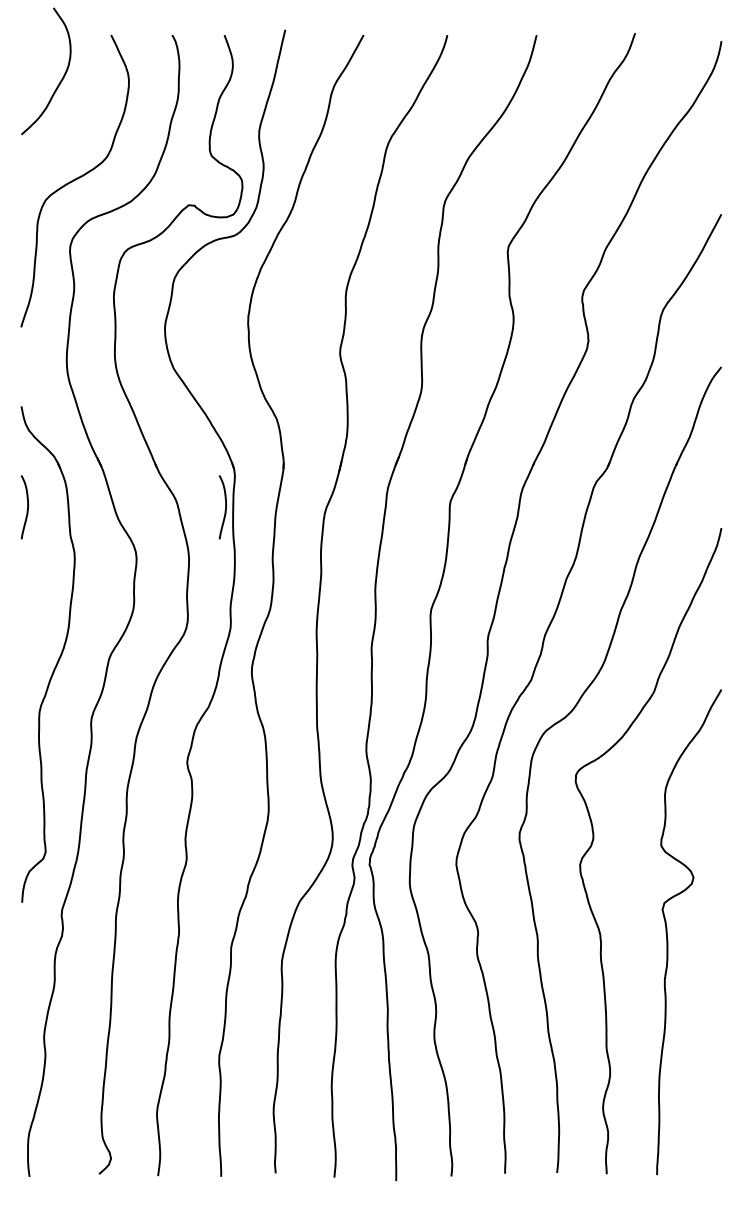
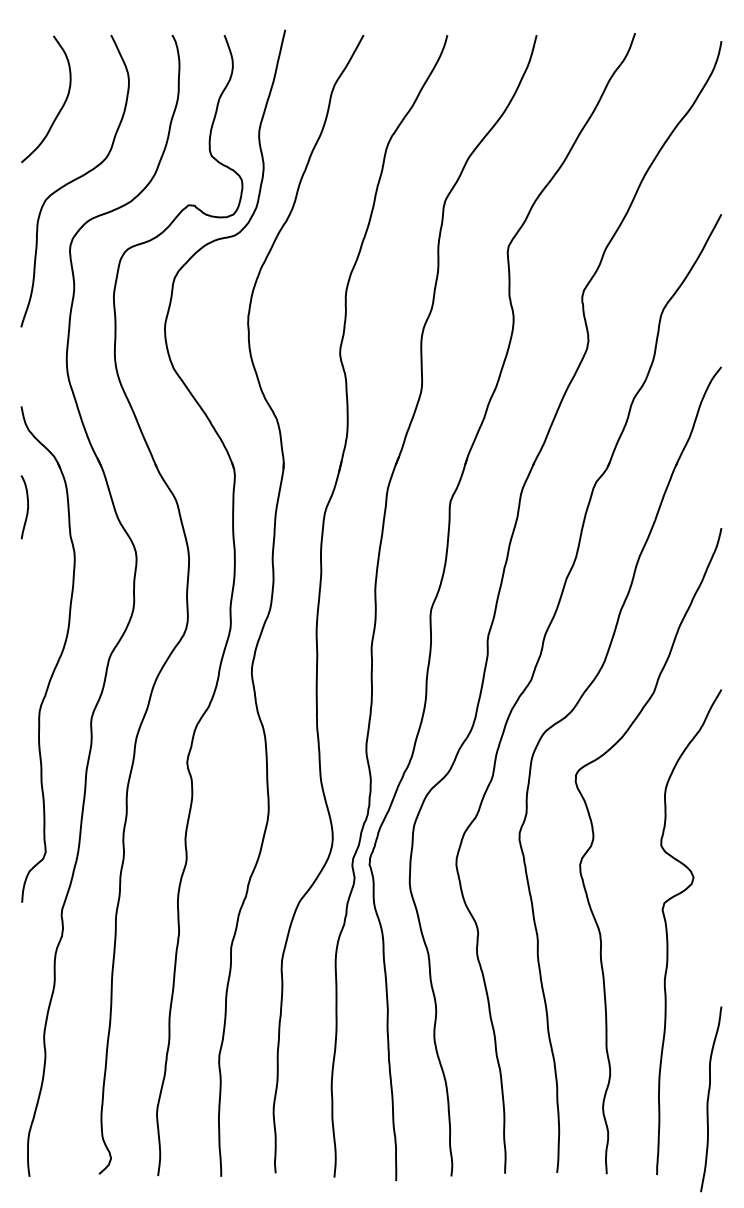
curve position: (61, 78) -> (61, 106) (61, 106)
curve: present -> none (225, 507)
curve: none -> present (709, 1097)
